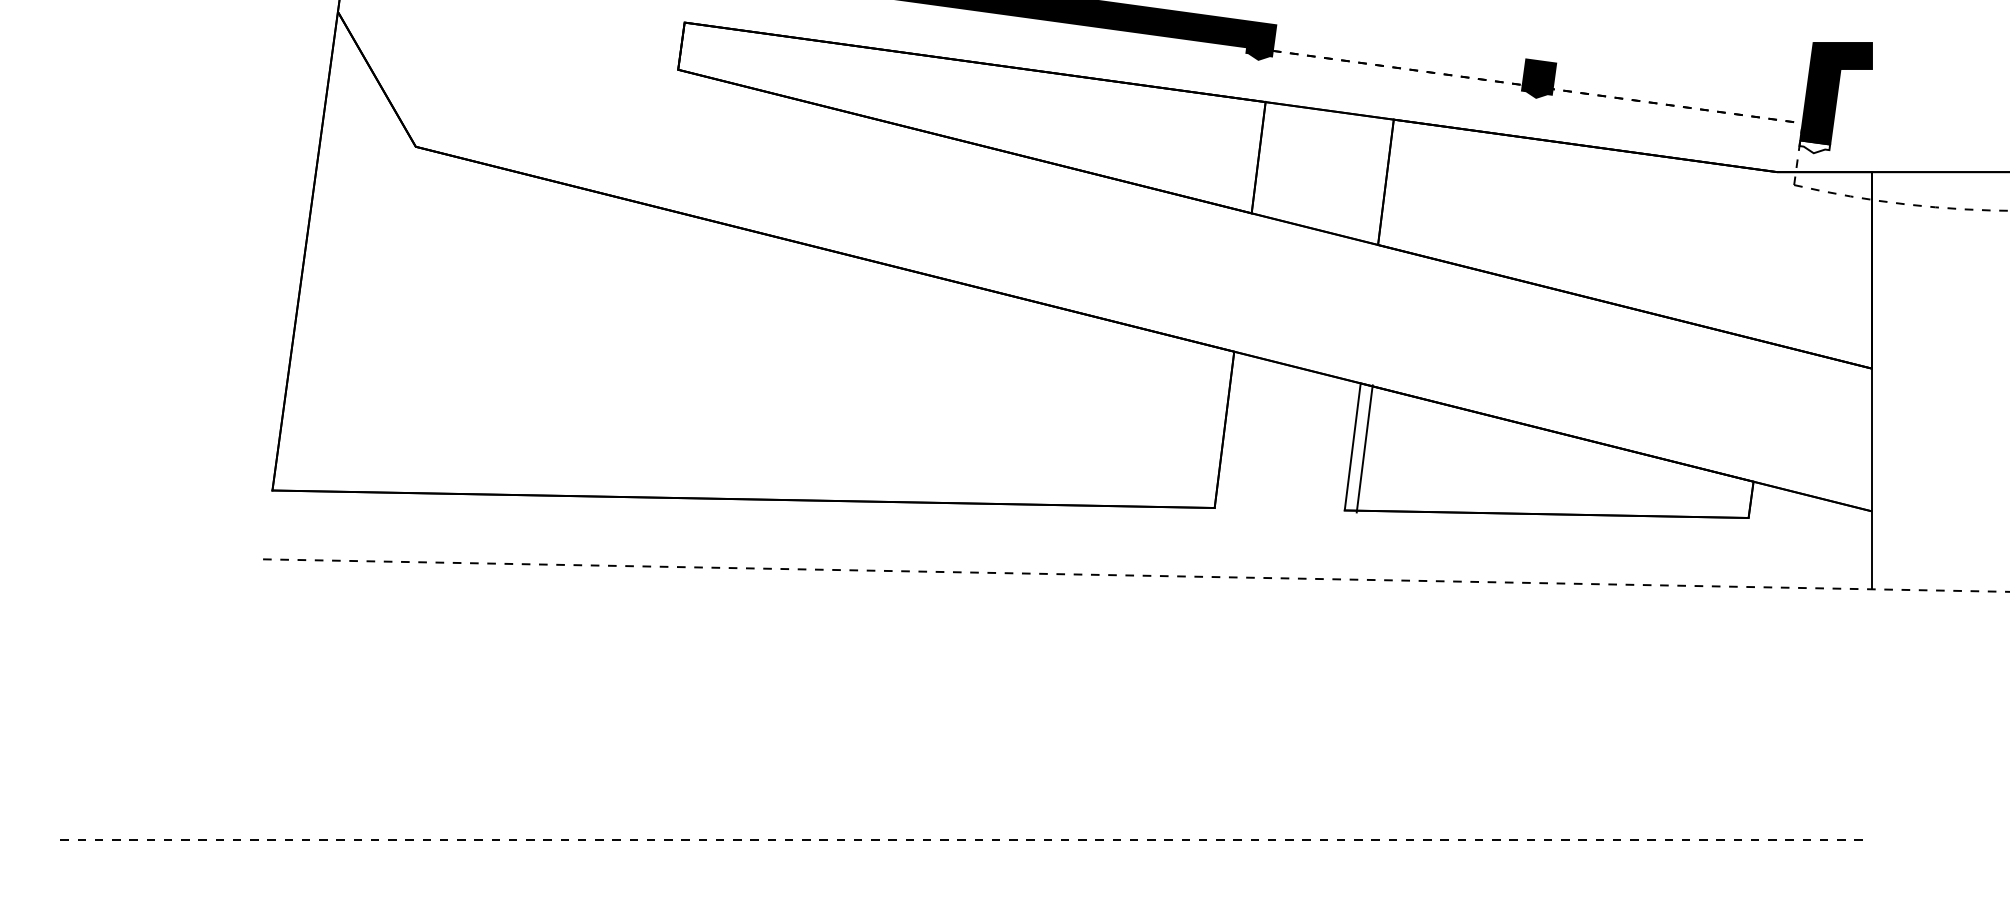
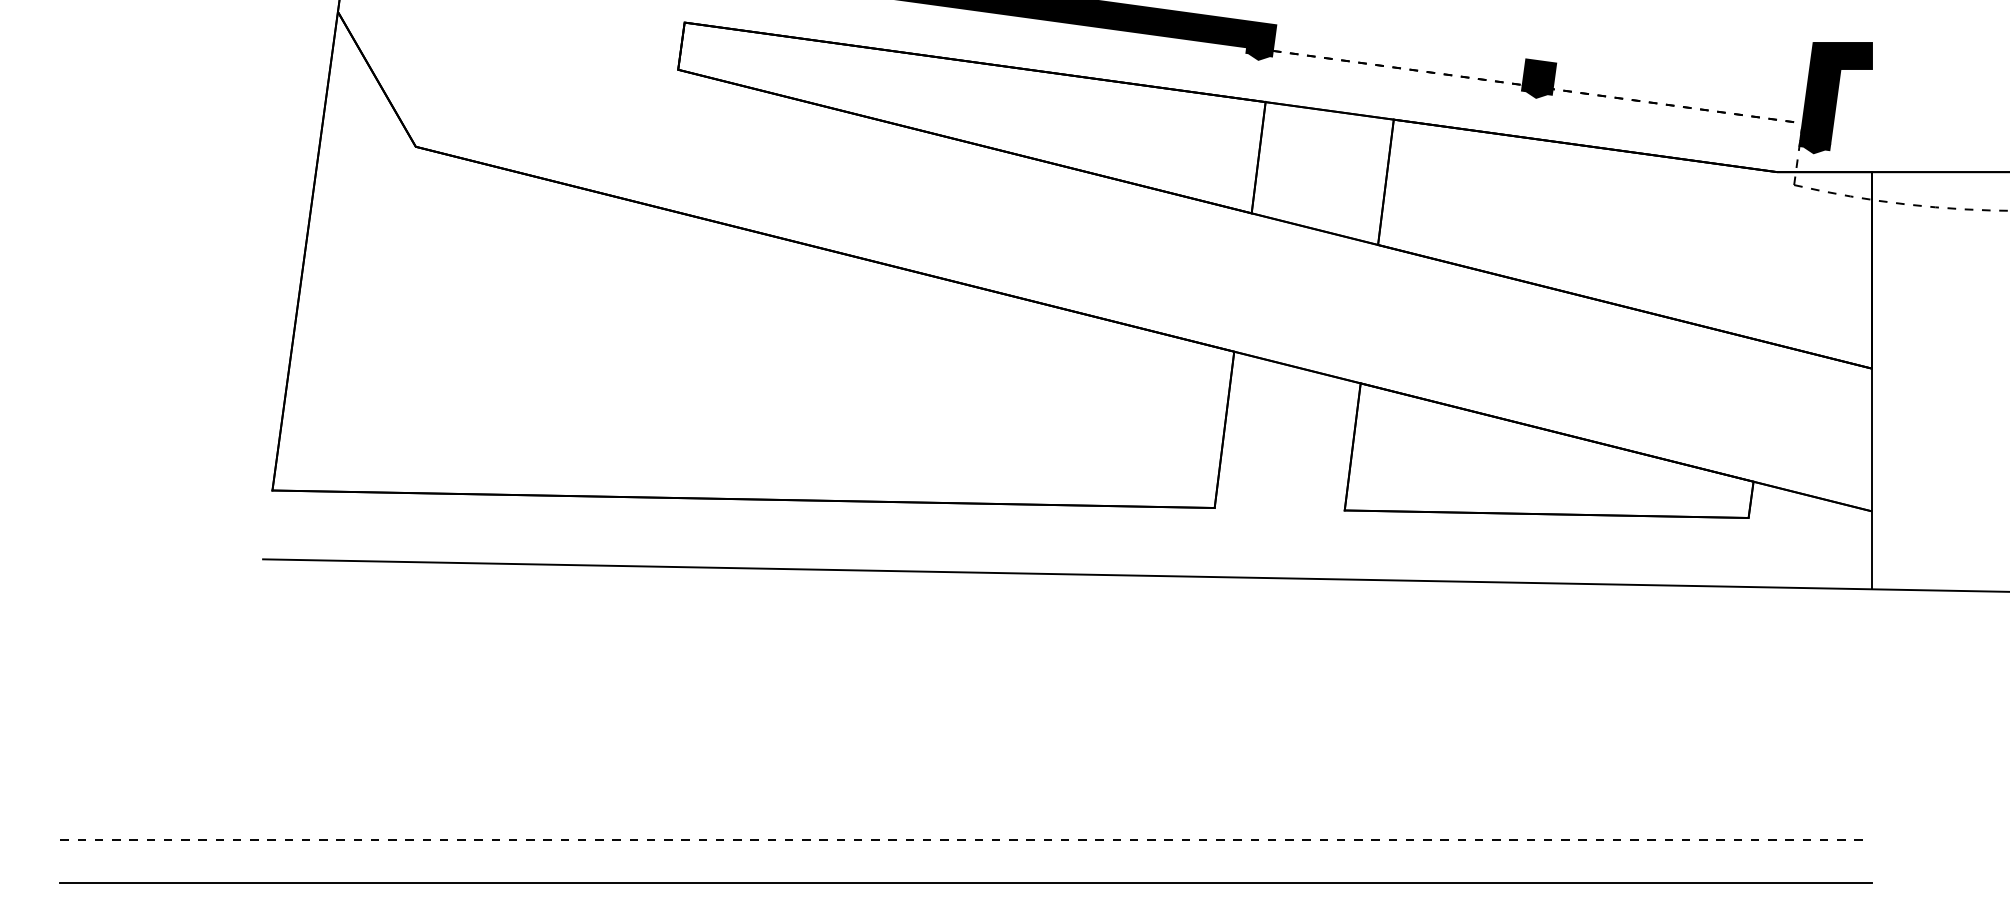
fill: none -> present (1814, 146)
line position: (1364, 448) -> (1352, 446) (1352, 446)
line: dashed -> solid (1136, 575)
line: none -> present (965, 882)
